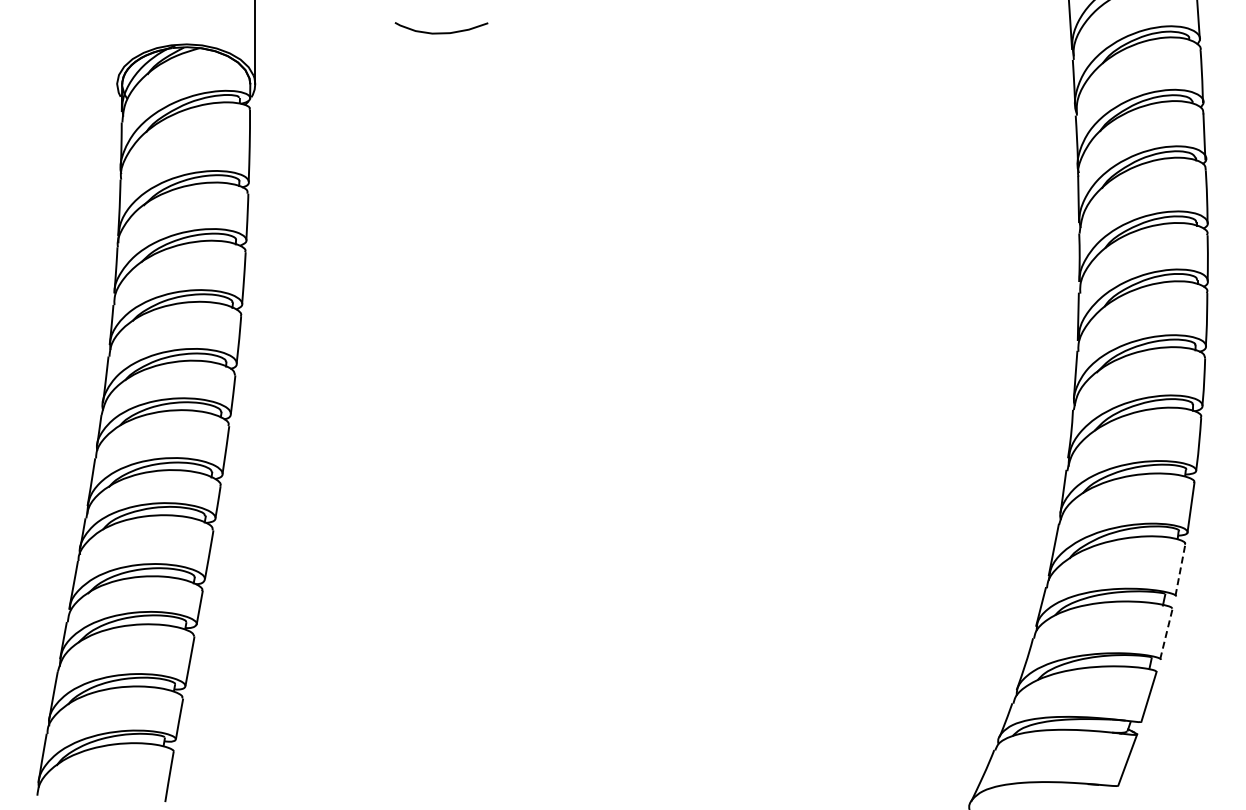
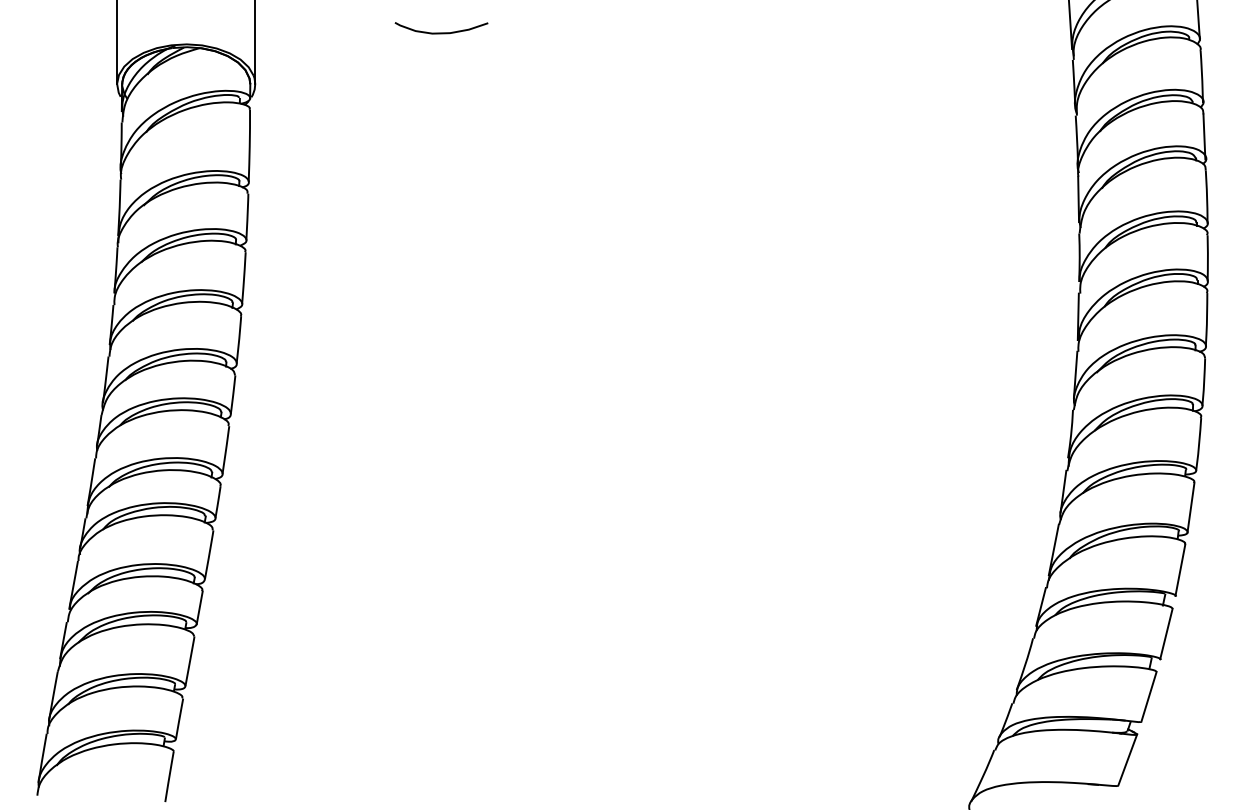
line: none -> present (117, 43)
line: dashed -> solid (1180, 569)
line: dashed -> solid (1166, 633)
